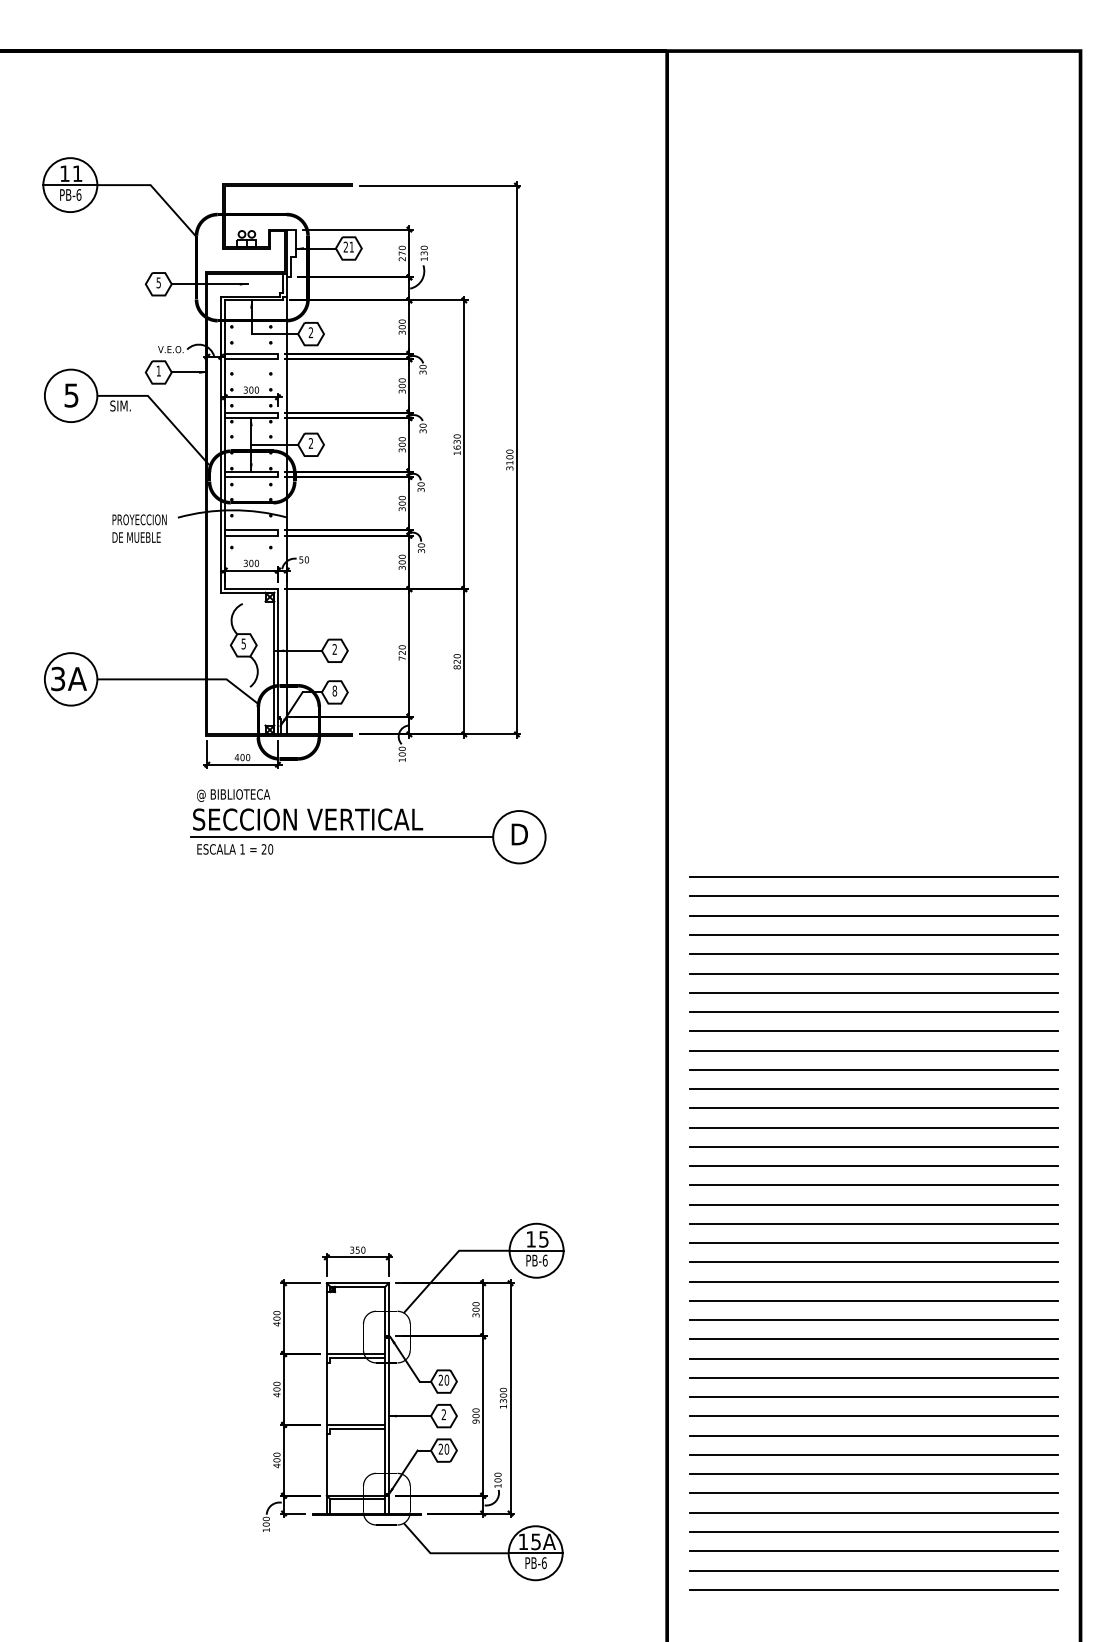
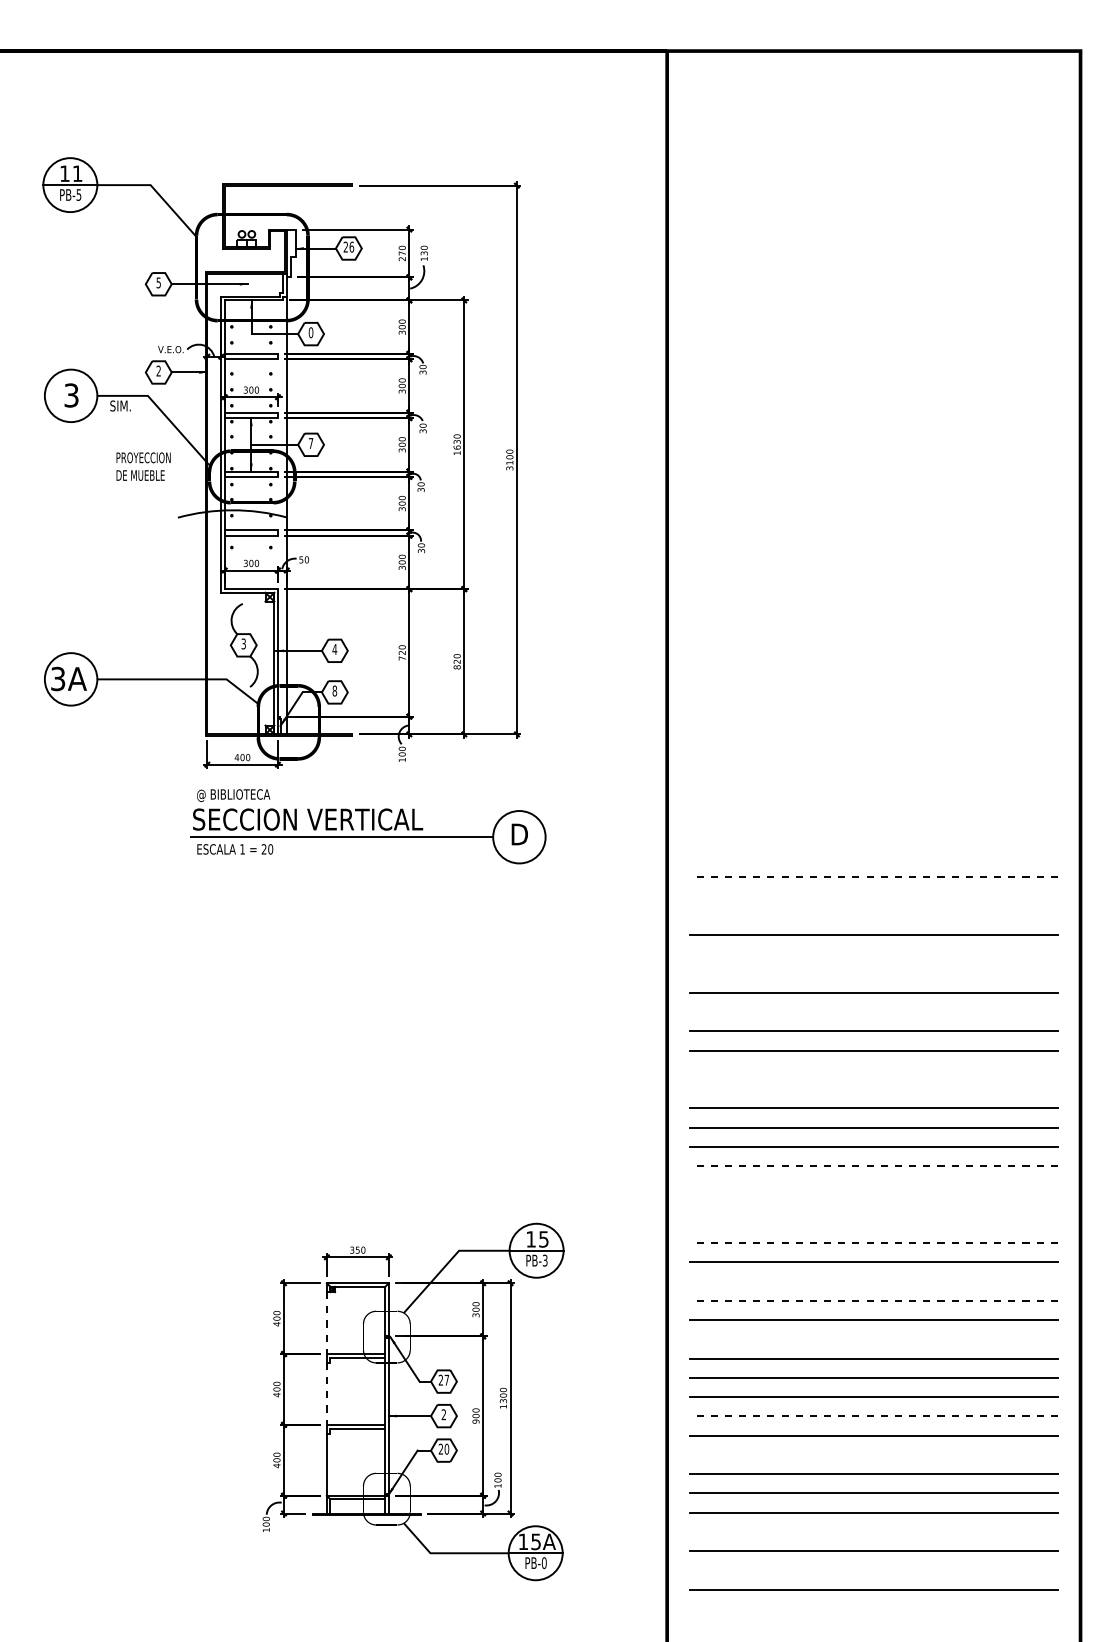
text: PB-6 -> PB-5 (78, 194)
text: 21 -> 26 (351, 246)
text: 2 -> 0 (310, 332)
text: 1 -> 2 (158, 370)
text: 5 -> 3 (71, 395)
text: 2 -> 7 (310, 443)
text position: (139, 528) -> (143, 466) (143, 466)
text: 5 -> 3 (243, 643)
text: 2 -> 4 (334, 649)
line: solid -> dashed (873, 877)
line: present -> none (873, 896)
line: present -> none (873, 915)
line: present -> none (873, 954)
line: present -> none (873, 973)
line: present -> none (873, 1012)
line: present -> none (873, 1069)
line: present -> none (873, 1089)
line: solid -> dashed (873, 1166)
line: present -> none (873, 1185)
line: present -> none (873, 1204)
line: present -> none (873, 1223)
line: solid -> dashed (873, 1243)
text: PB-6 -> PB-3 (544, 1260)
line: present -> none (873, 1281)
line: solid -> dashed (873, 1300)
line: solid -> dashed (326, 1323)
line: present -> none (873, 1339)
text: 20 -> 27 (446, 1379)
line: solid -> dashed (326, 1393)
line: solid -> dashed (873, 1416)
line: present -> none (873, 1454)
line: present -> none (873, 1531)
text: PB-6 -> PB-0 (544, 1562)
line: present -> none (873, 1570)
